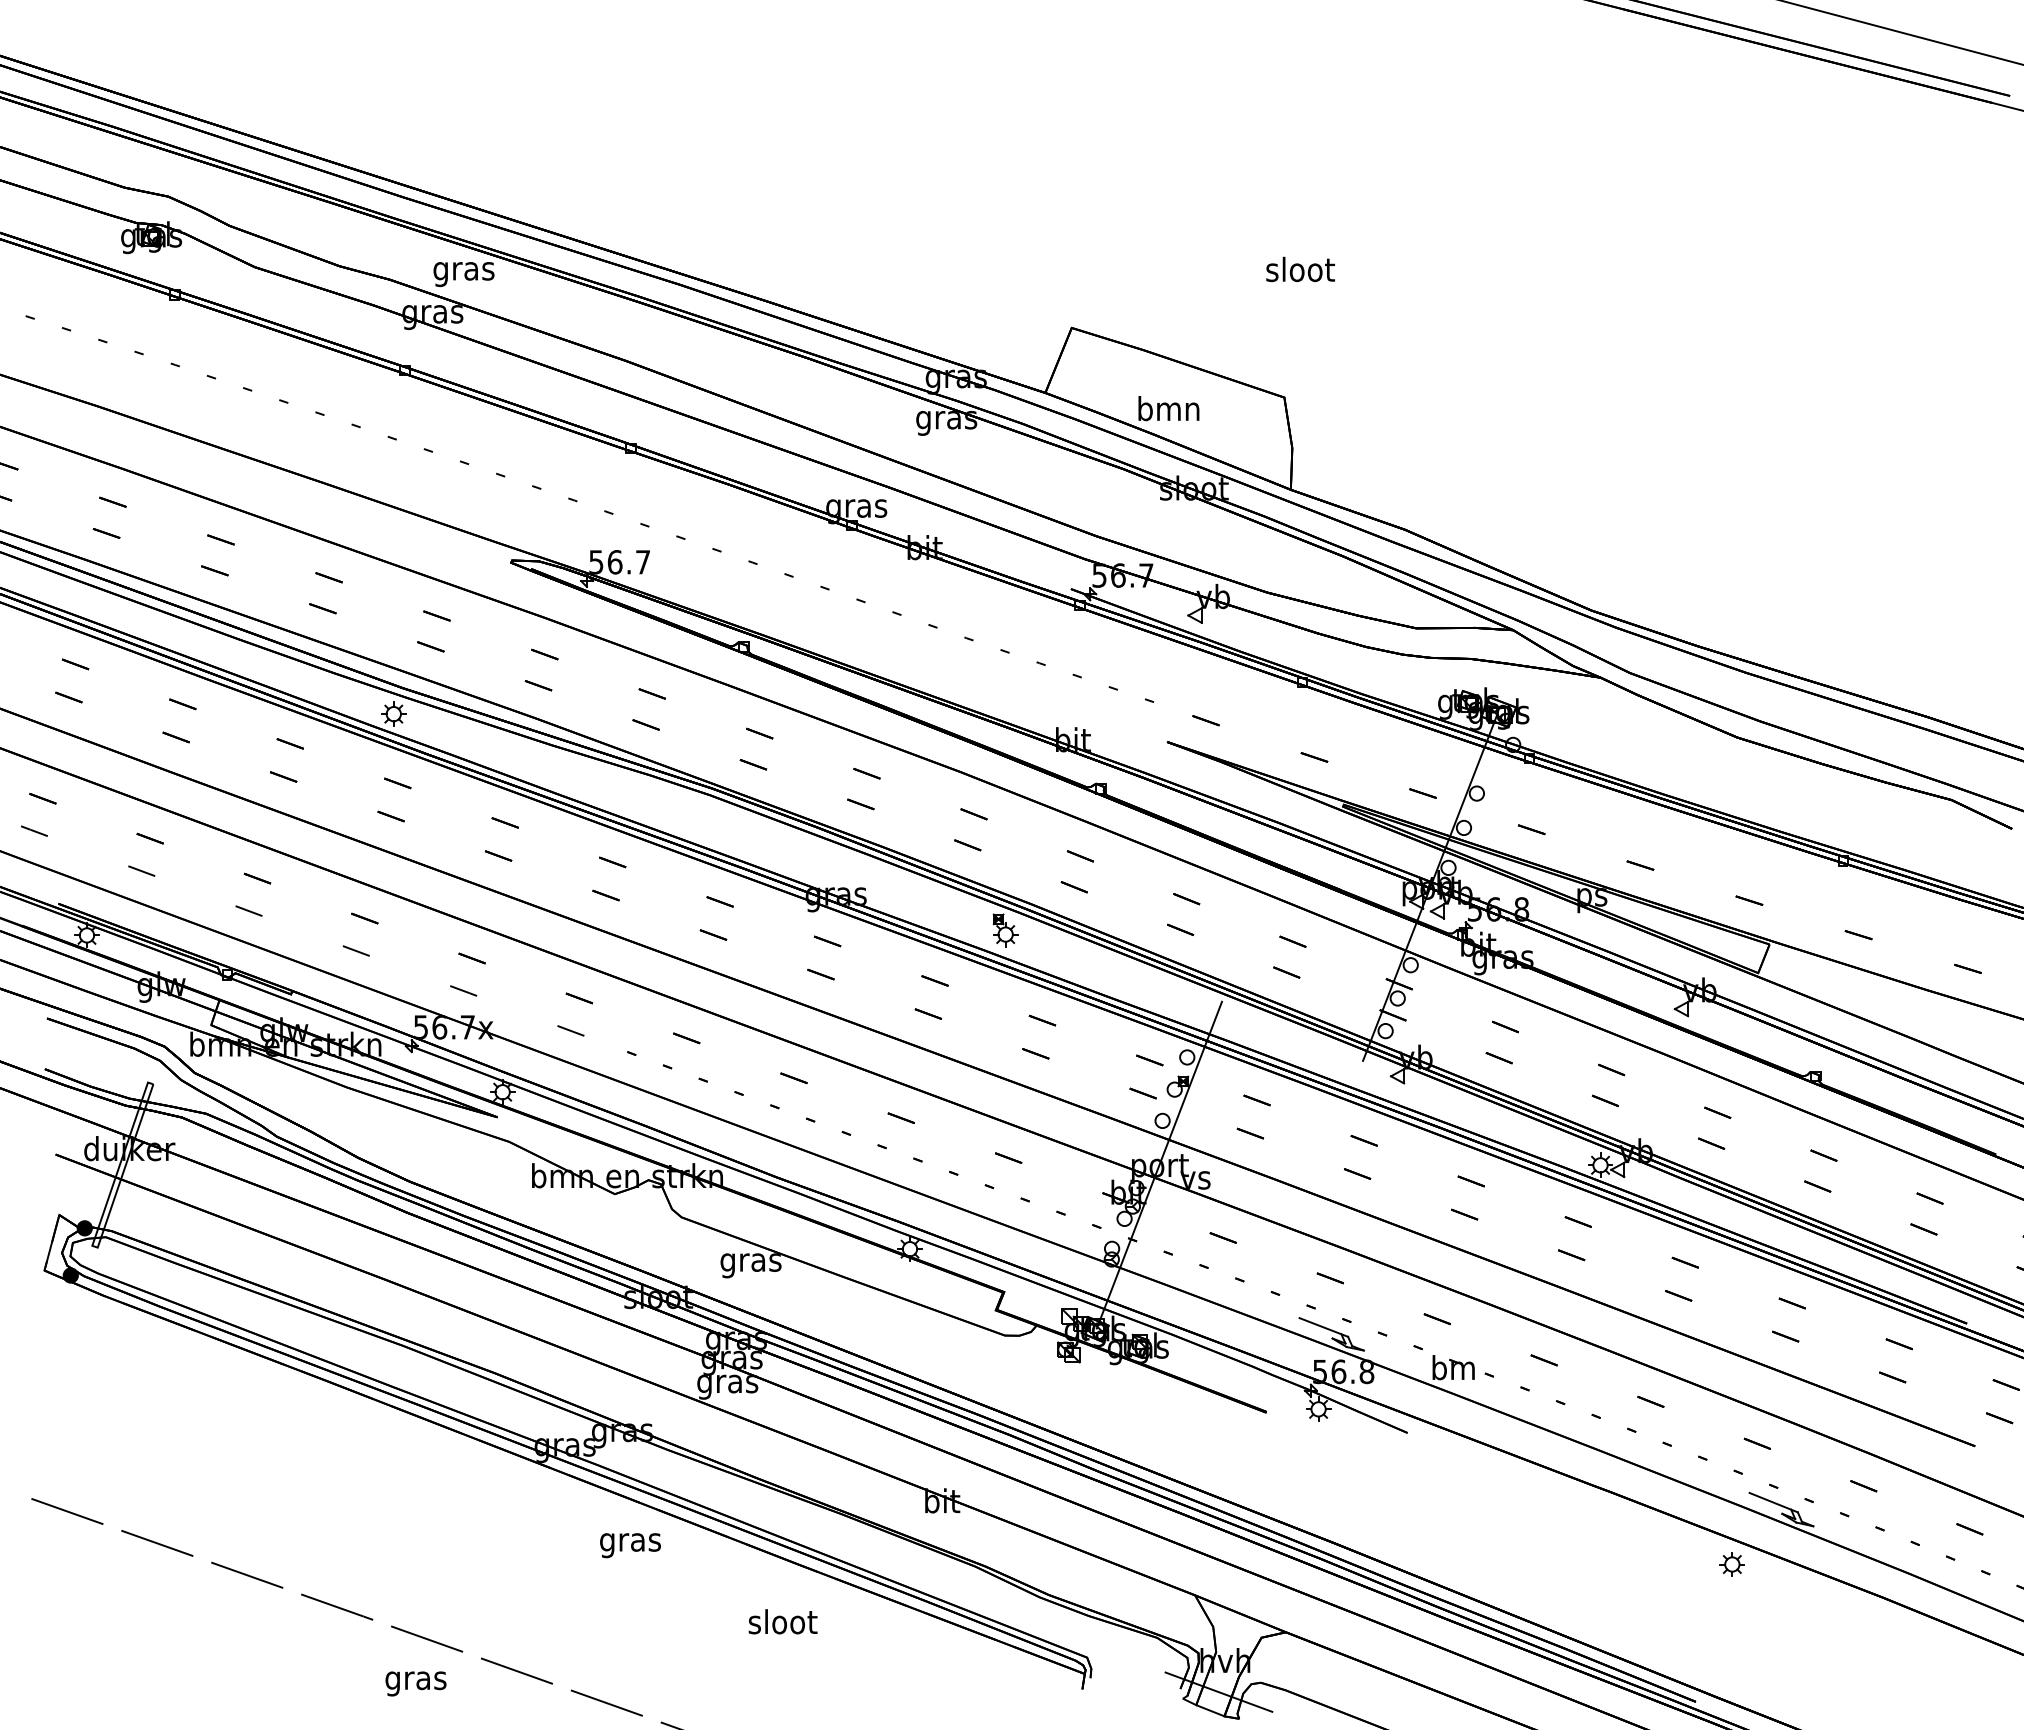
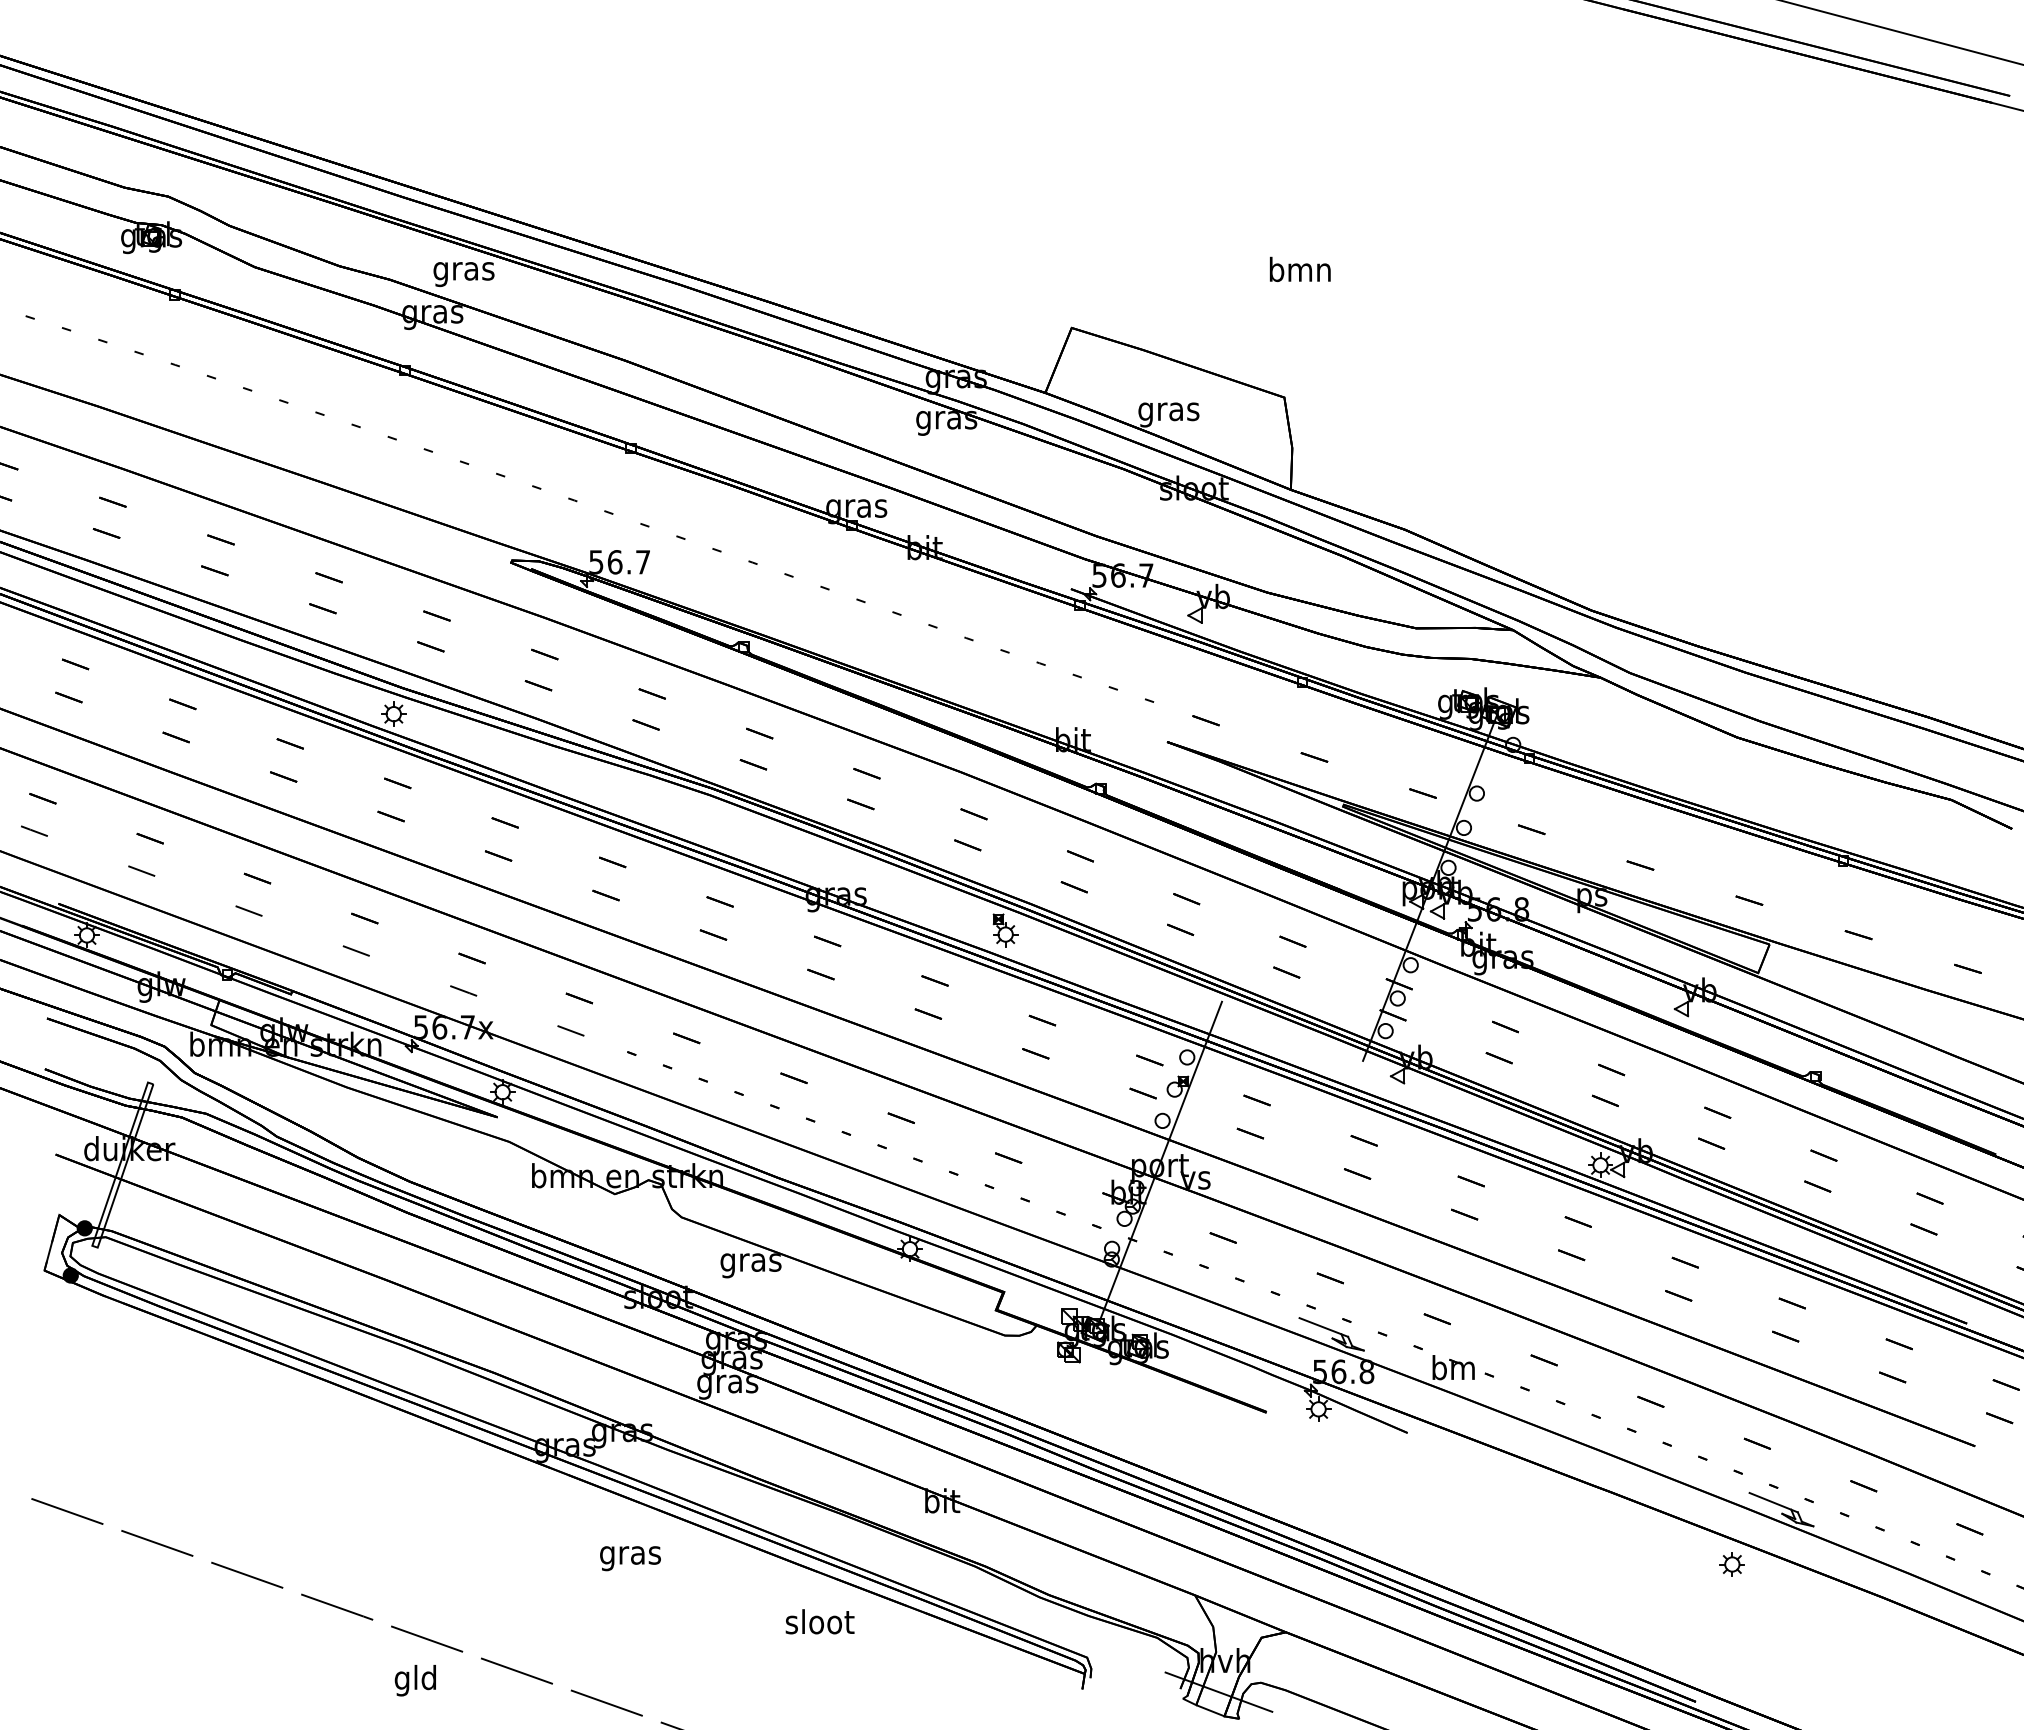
text: sloot -> bmn (1300, 269)
text: bmn -> gras (1168, 411)
text position: (630, 1545) -> (630, 1558) (630, 1558)
text position: (782, 1621) -> (819, 1621) (819, 1621)
text: gras -> gld (415, 1680)
